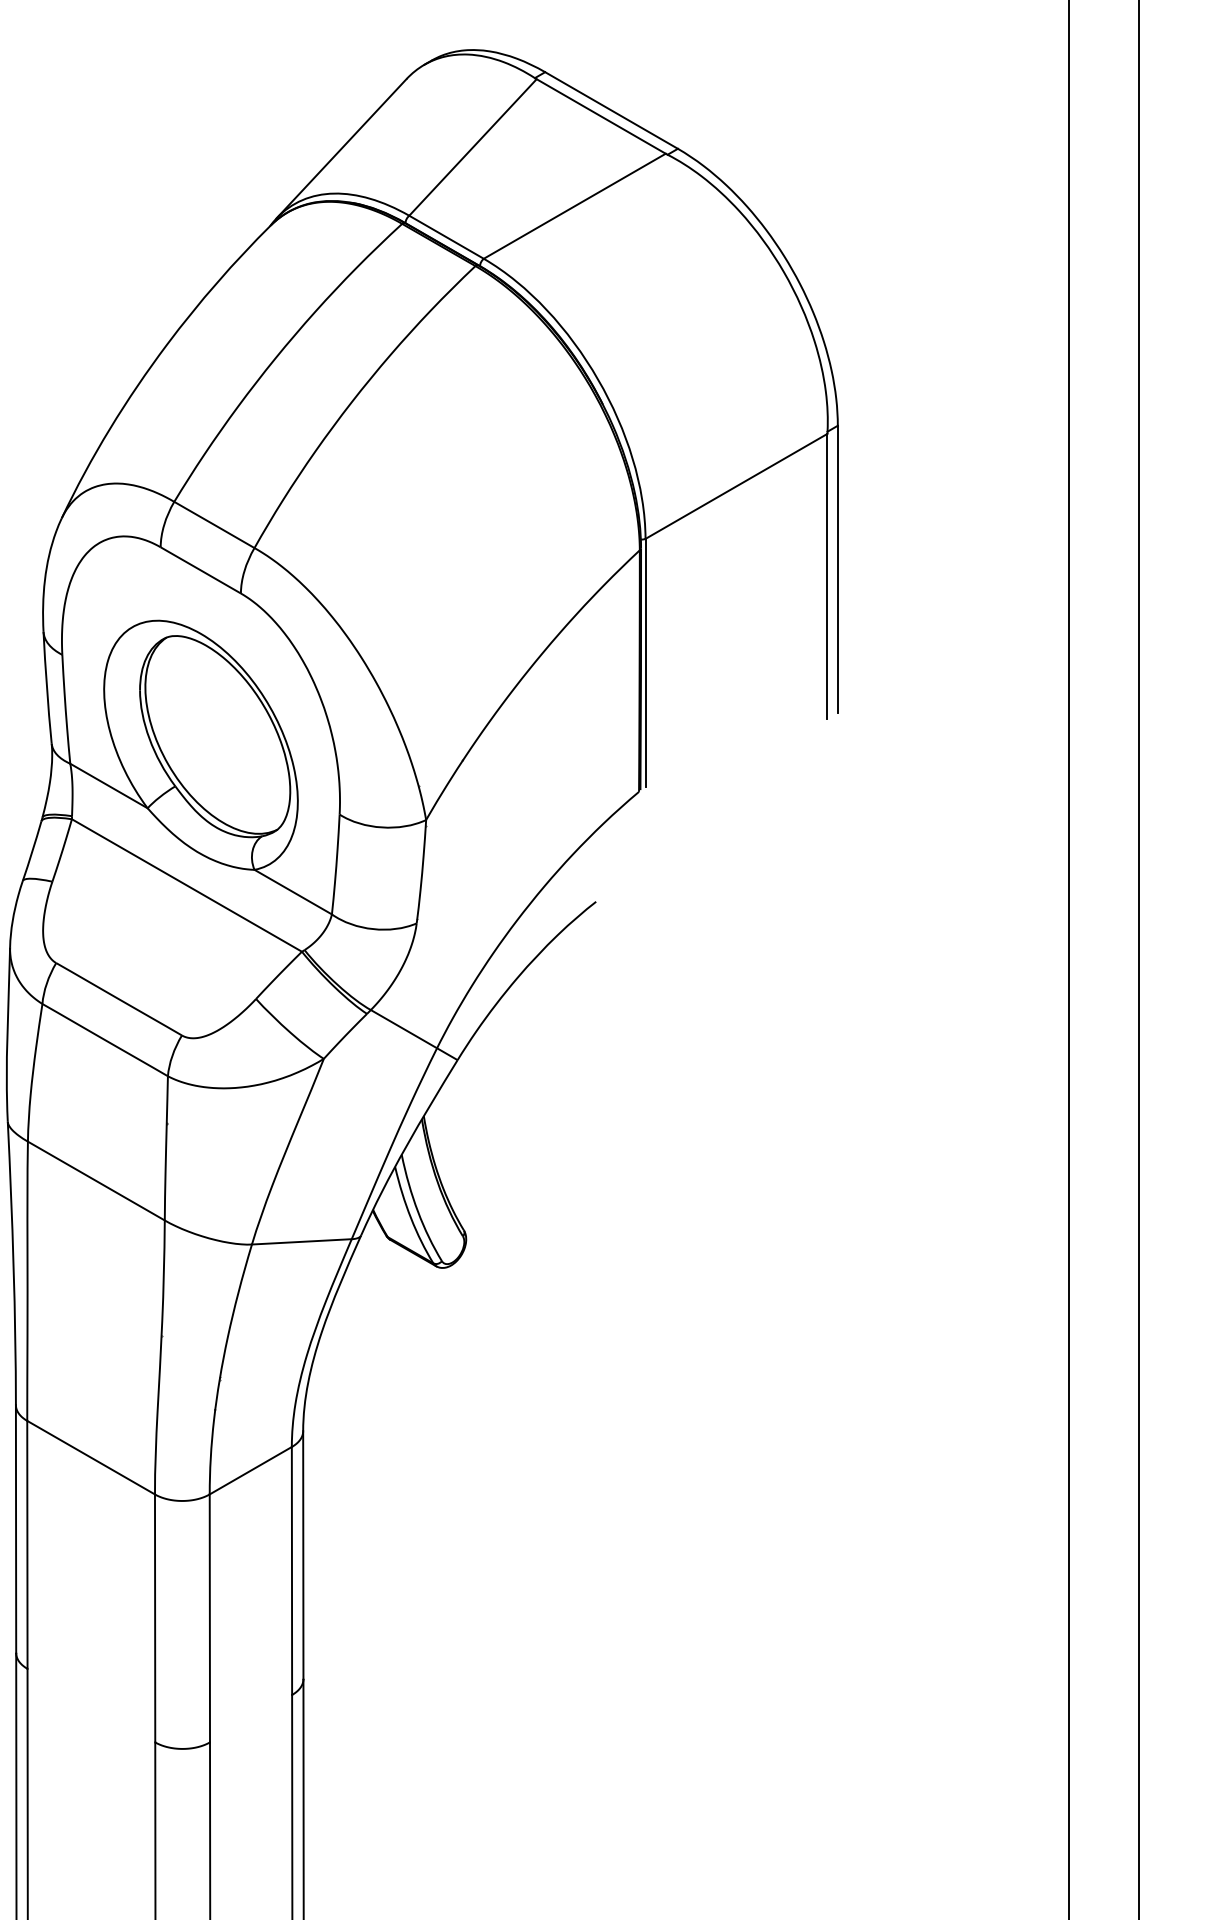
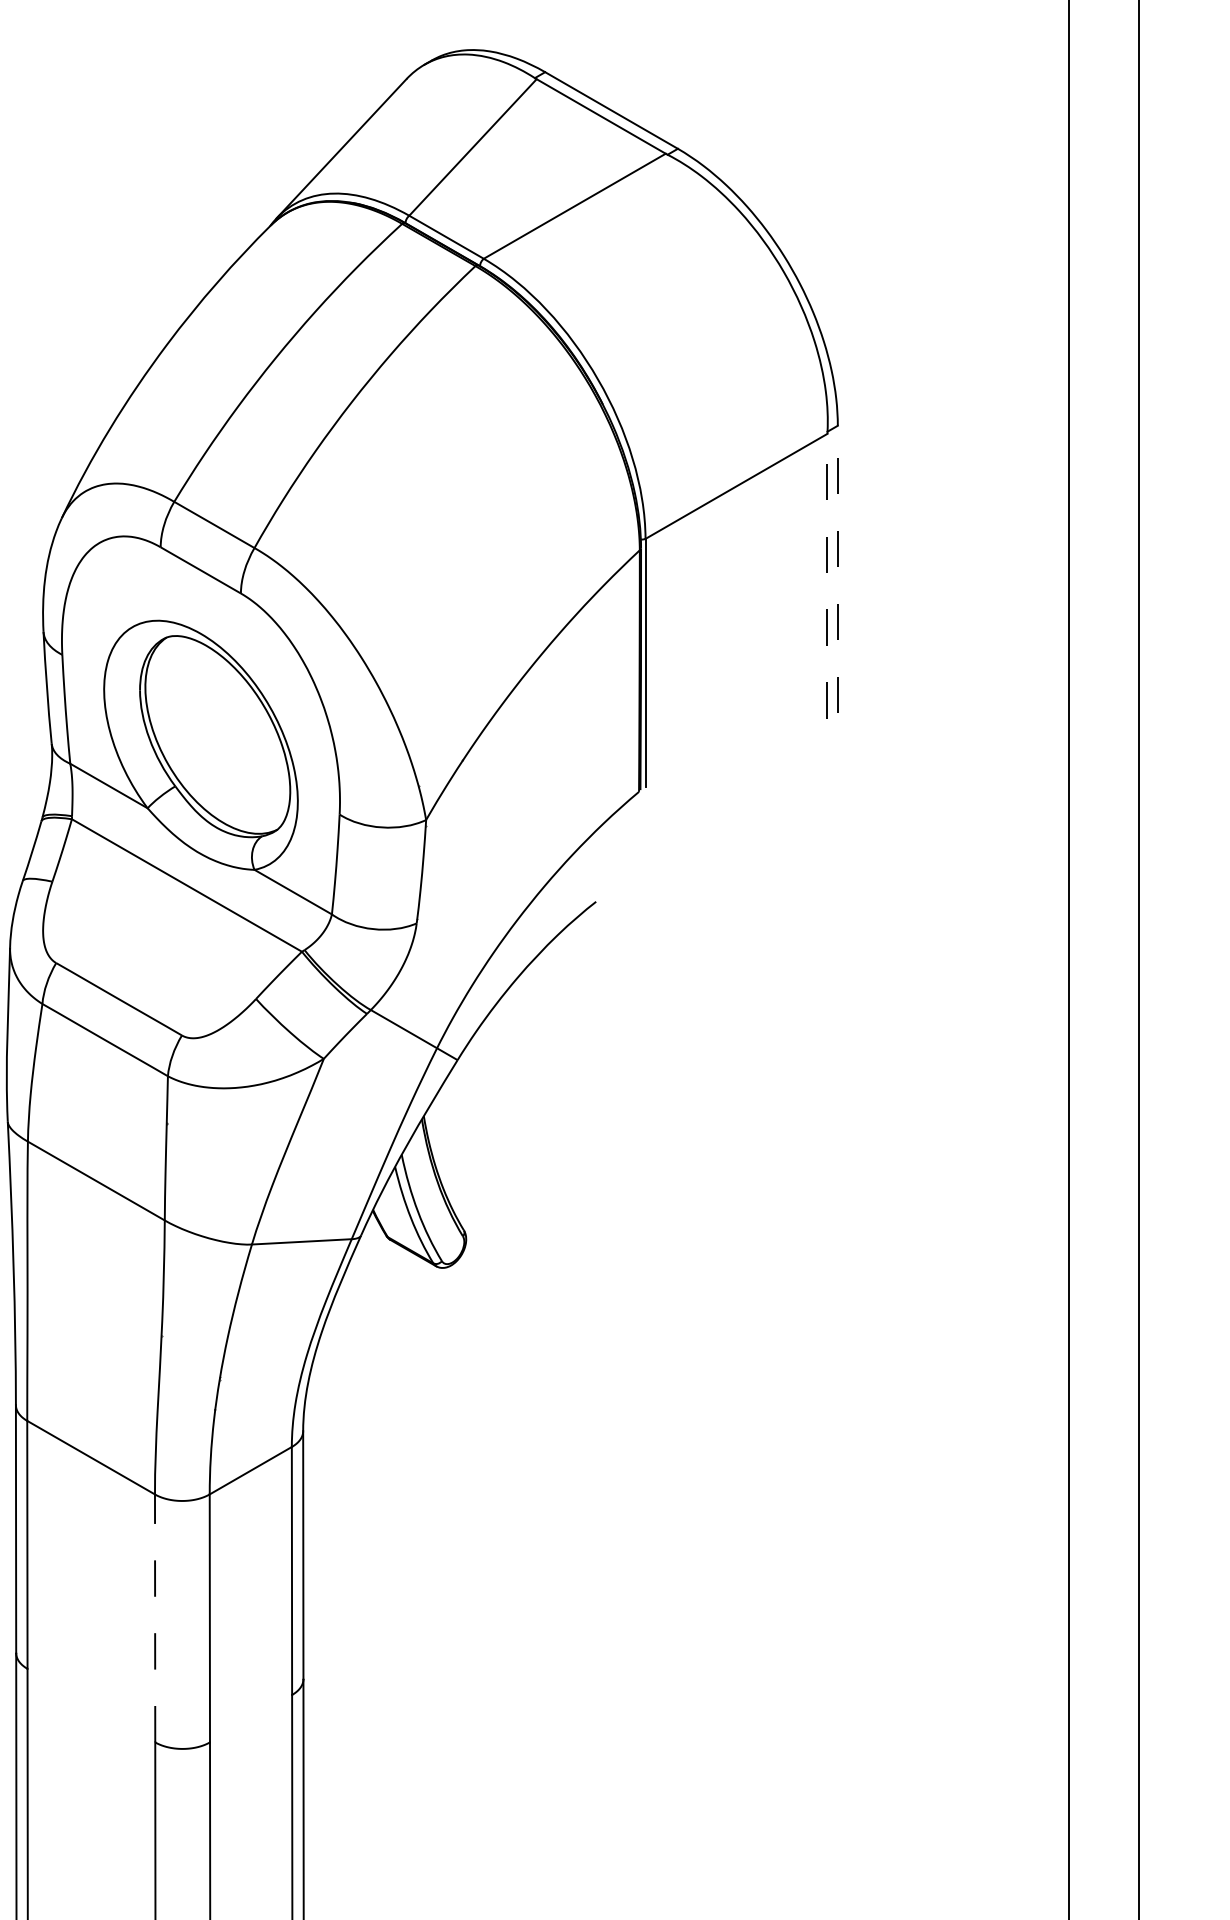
line: solid -> dashed (837, 569)
line: solid -> dashed (827, 575)
line: solid -> dashed (155, 1618)
